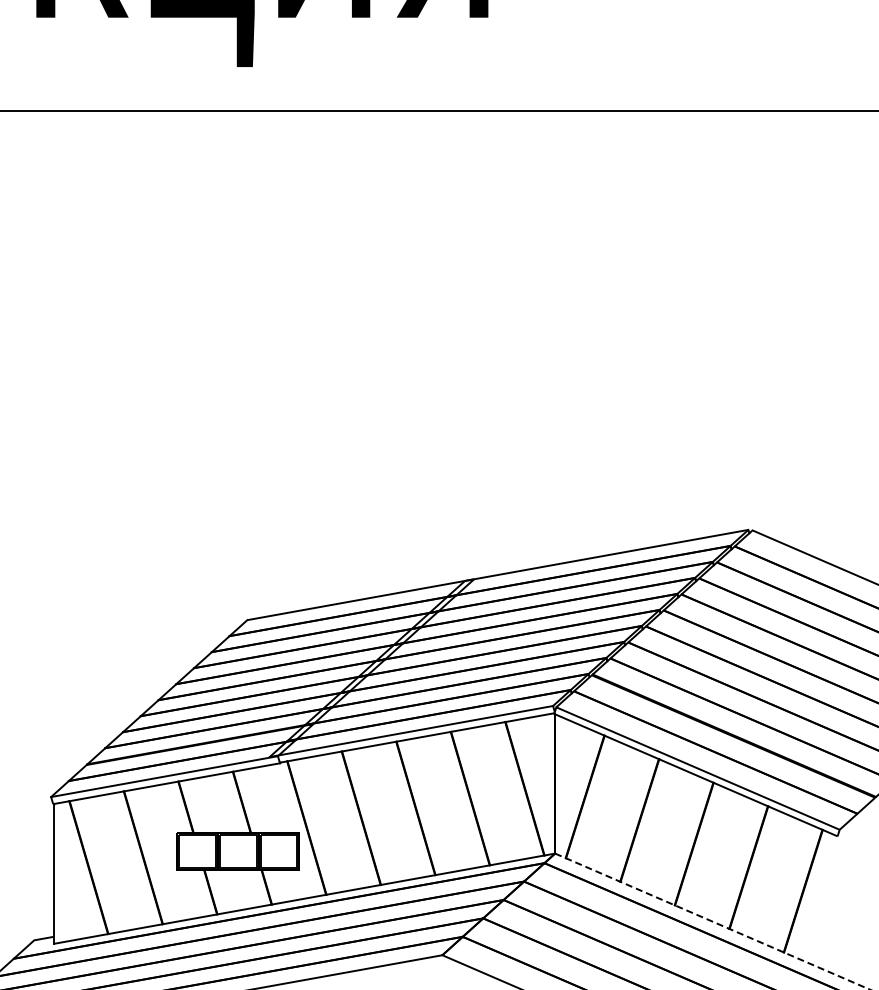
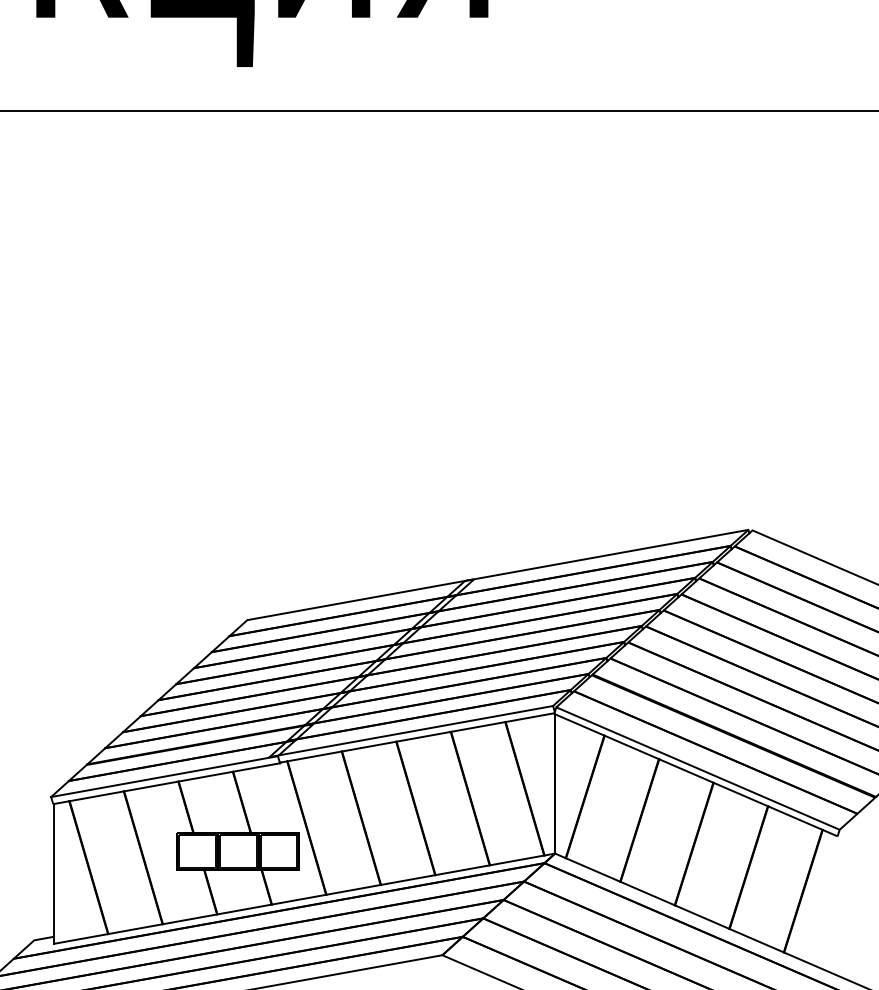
line: dashed -> solid (713, 921)
